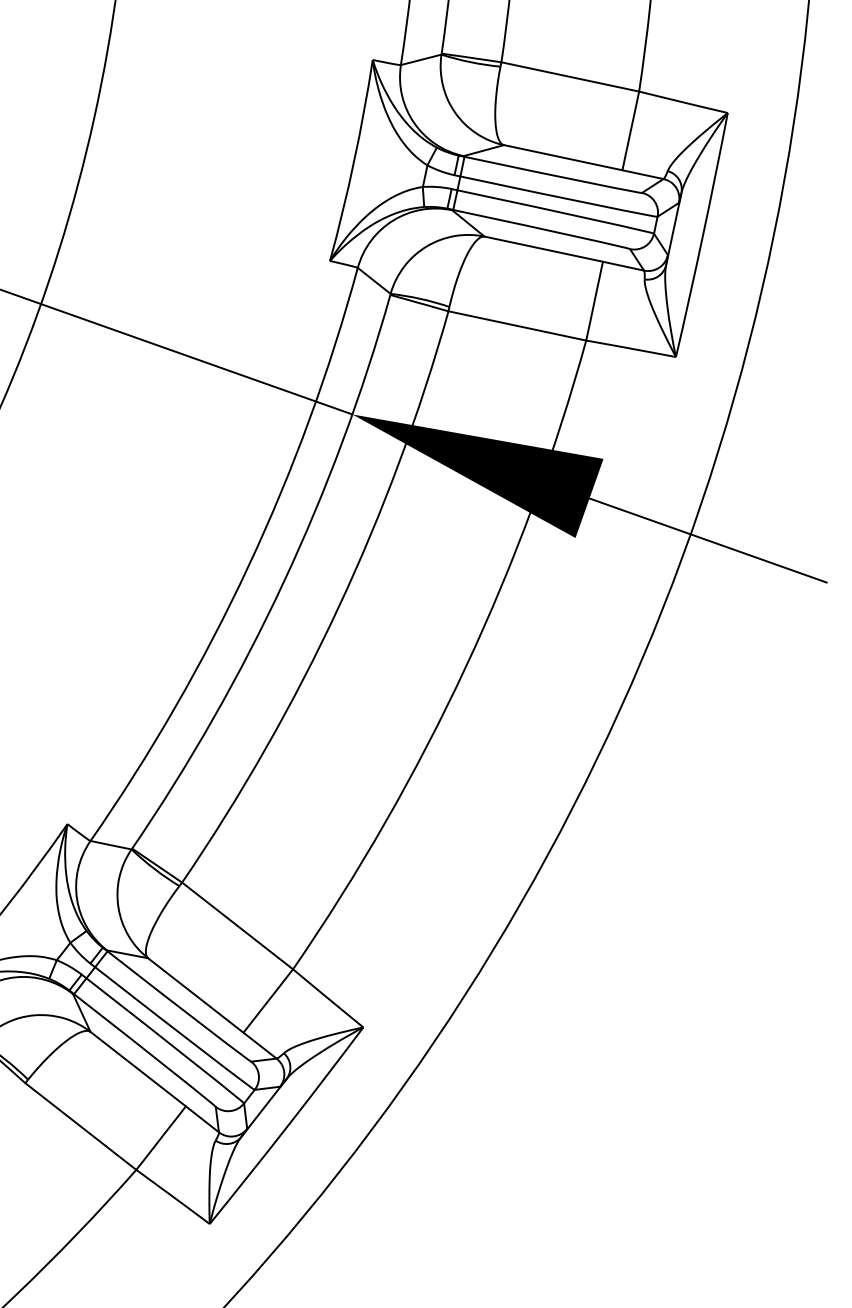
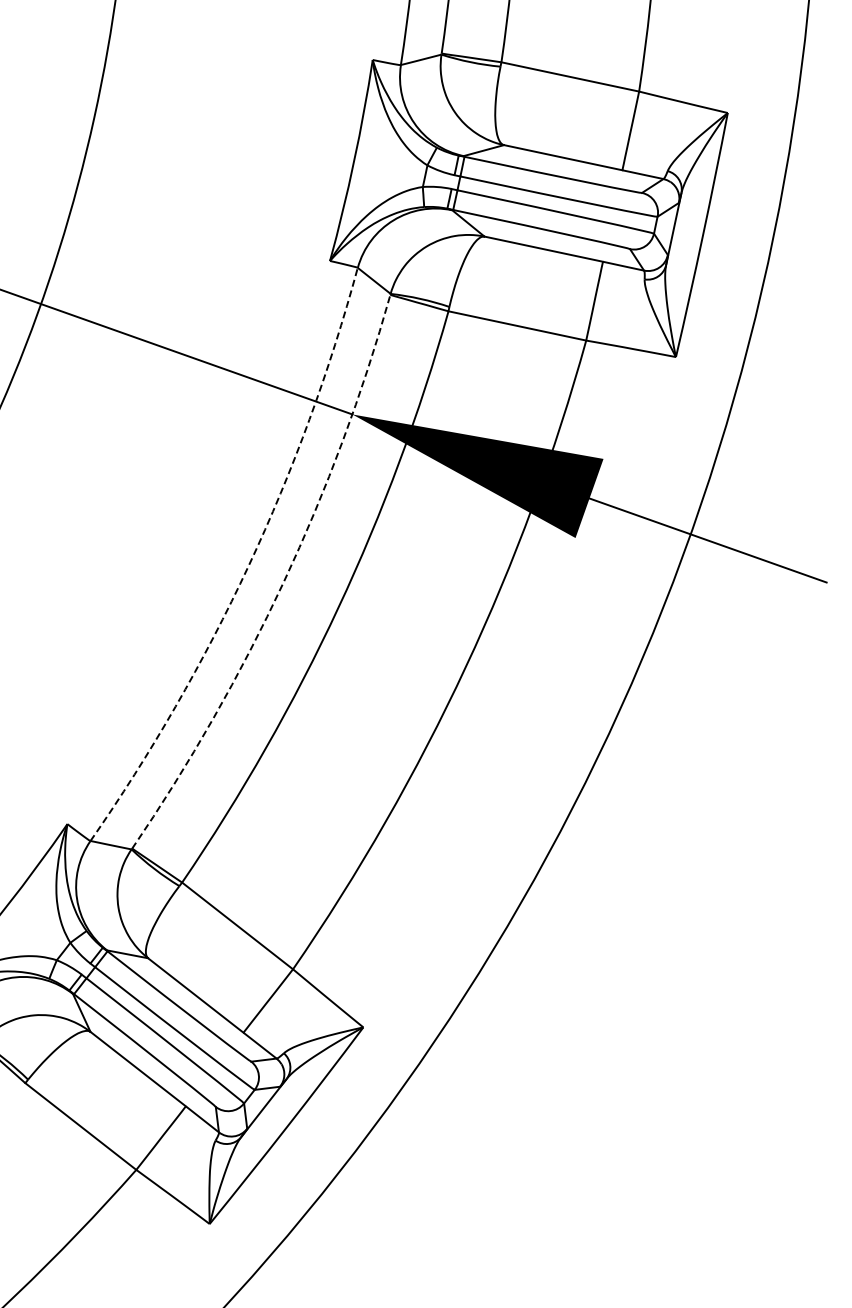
arc: solid -> dashed (248, 565)
arc: solid -> dashed (283, 582)
